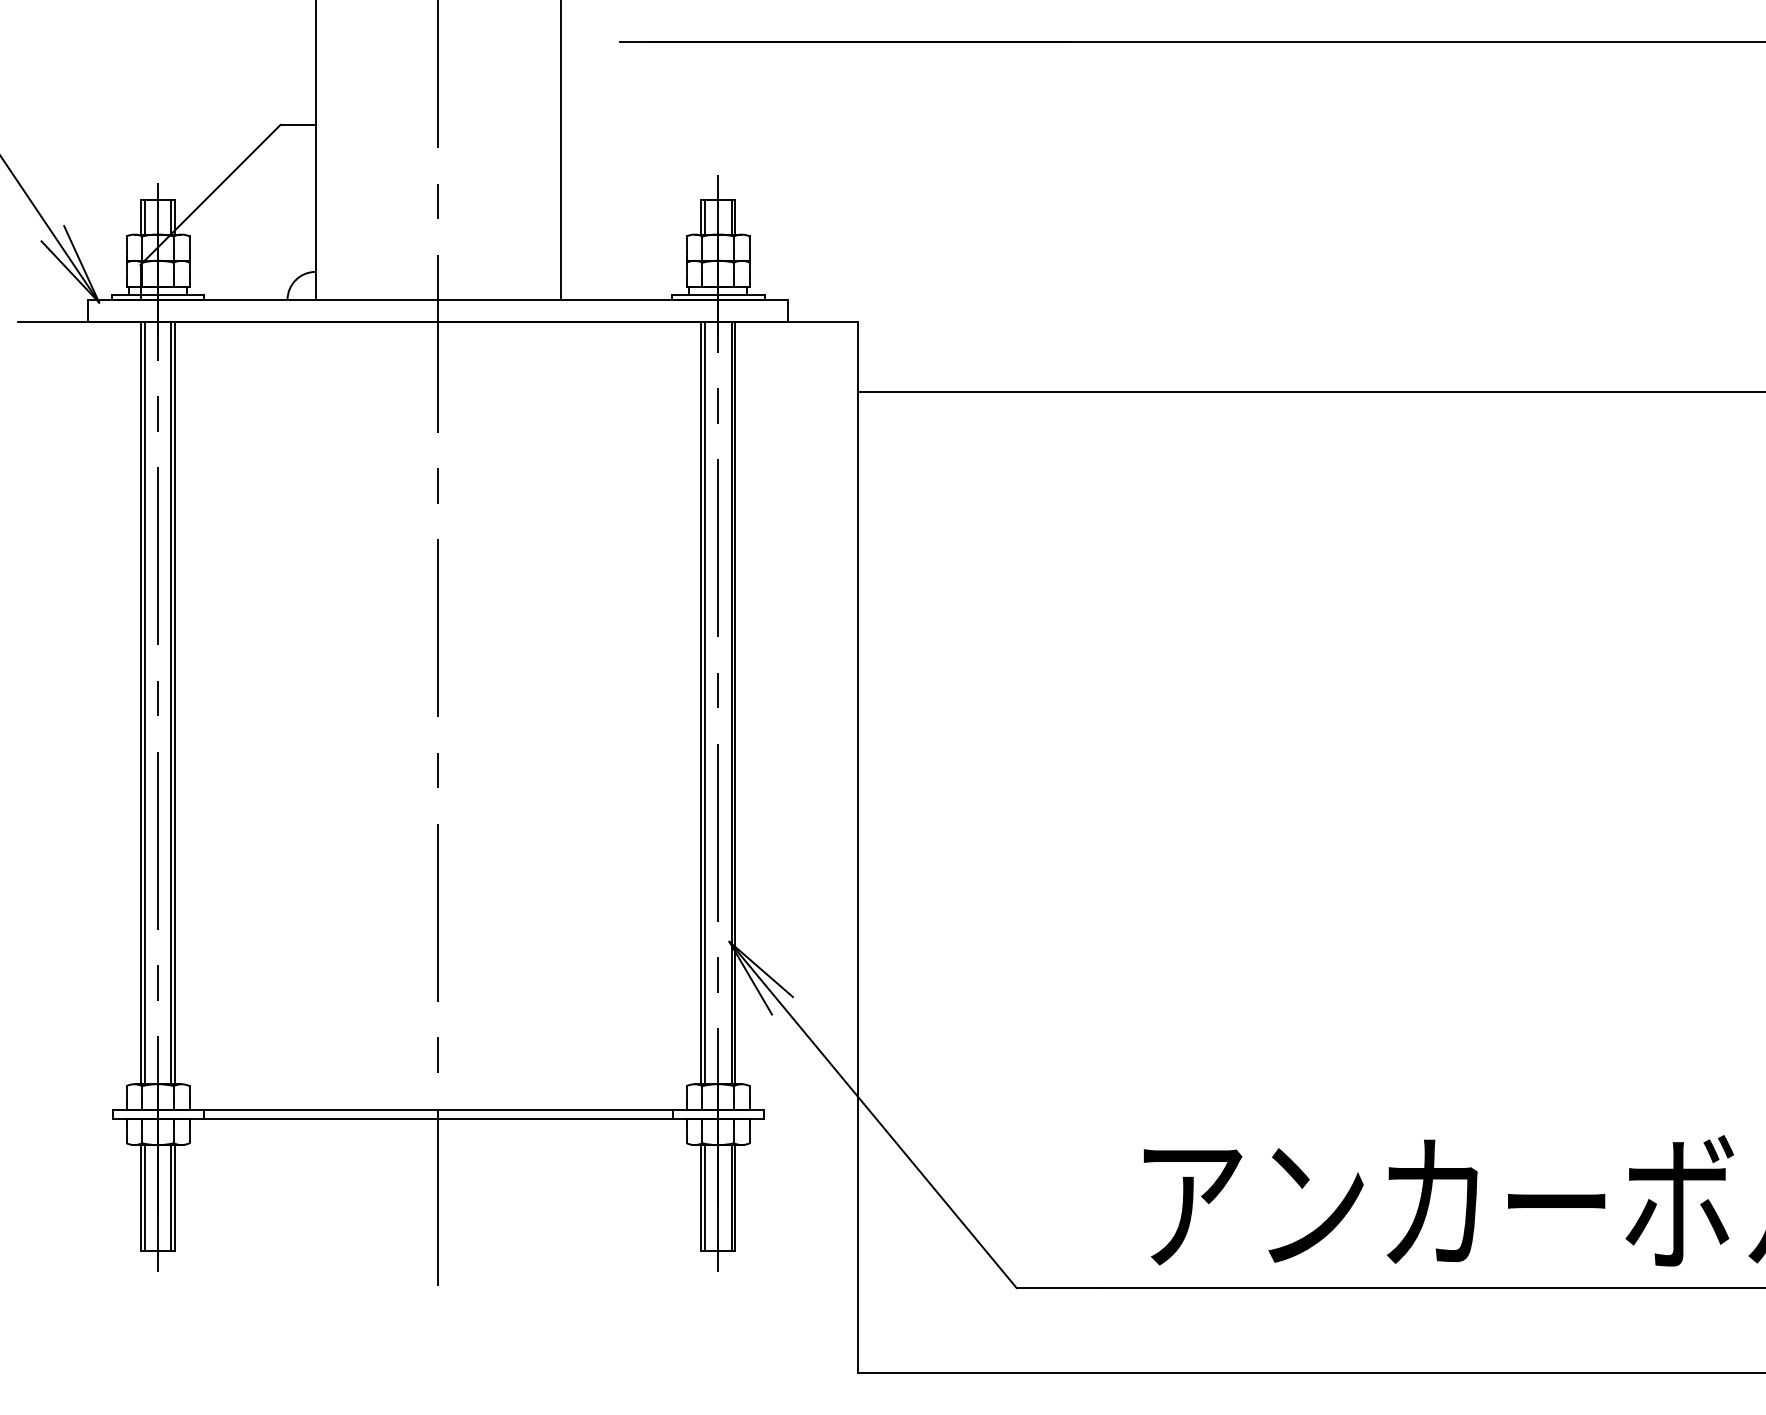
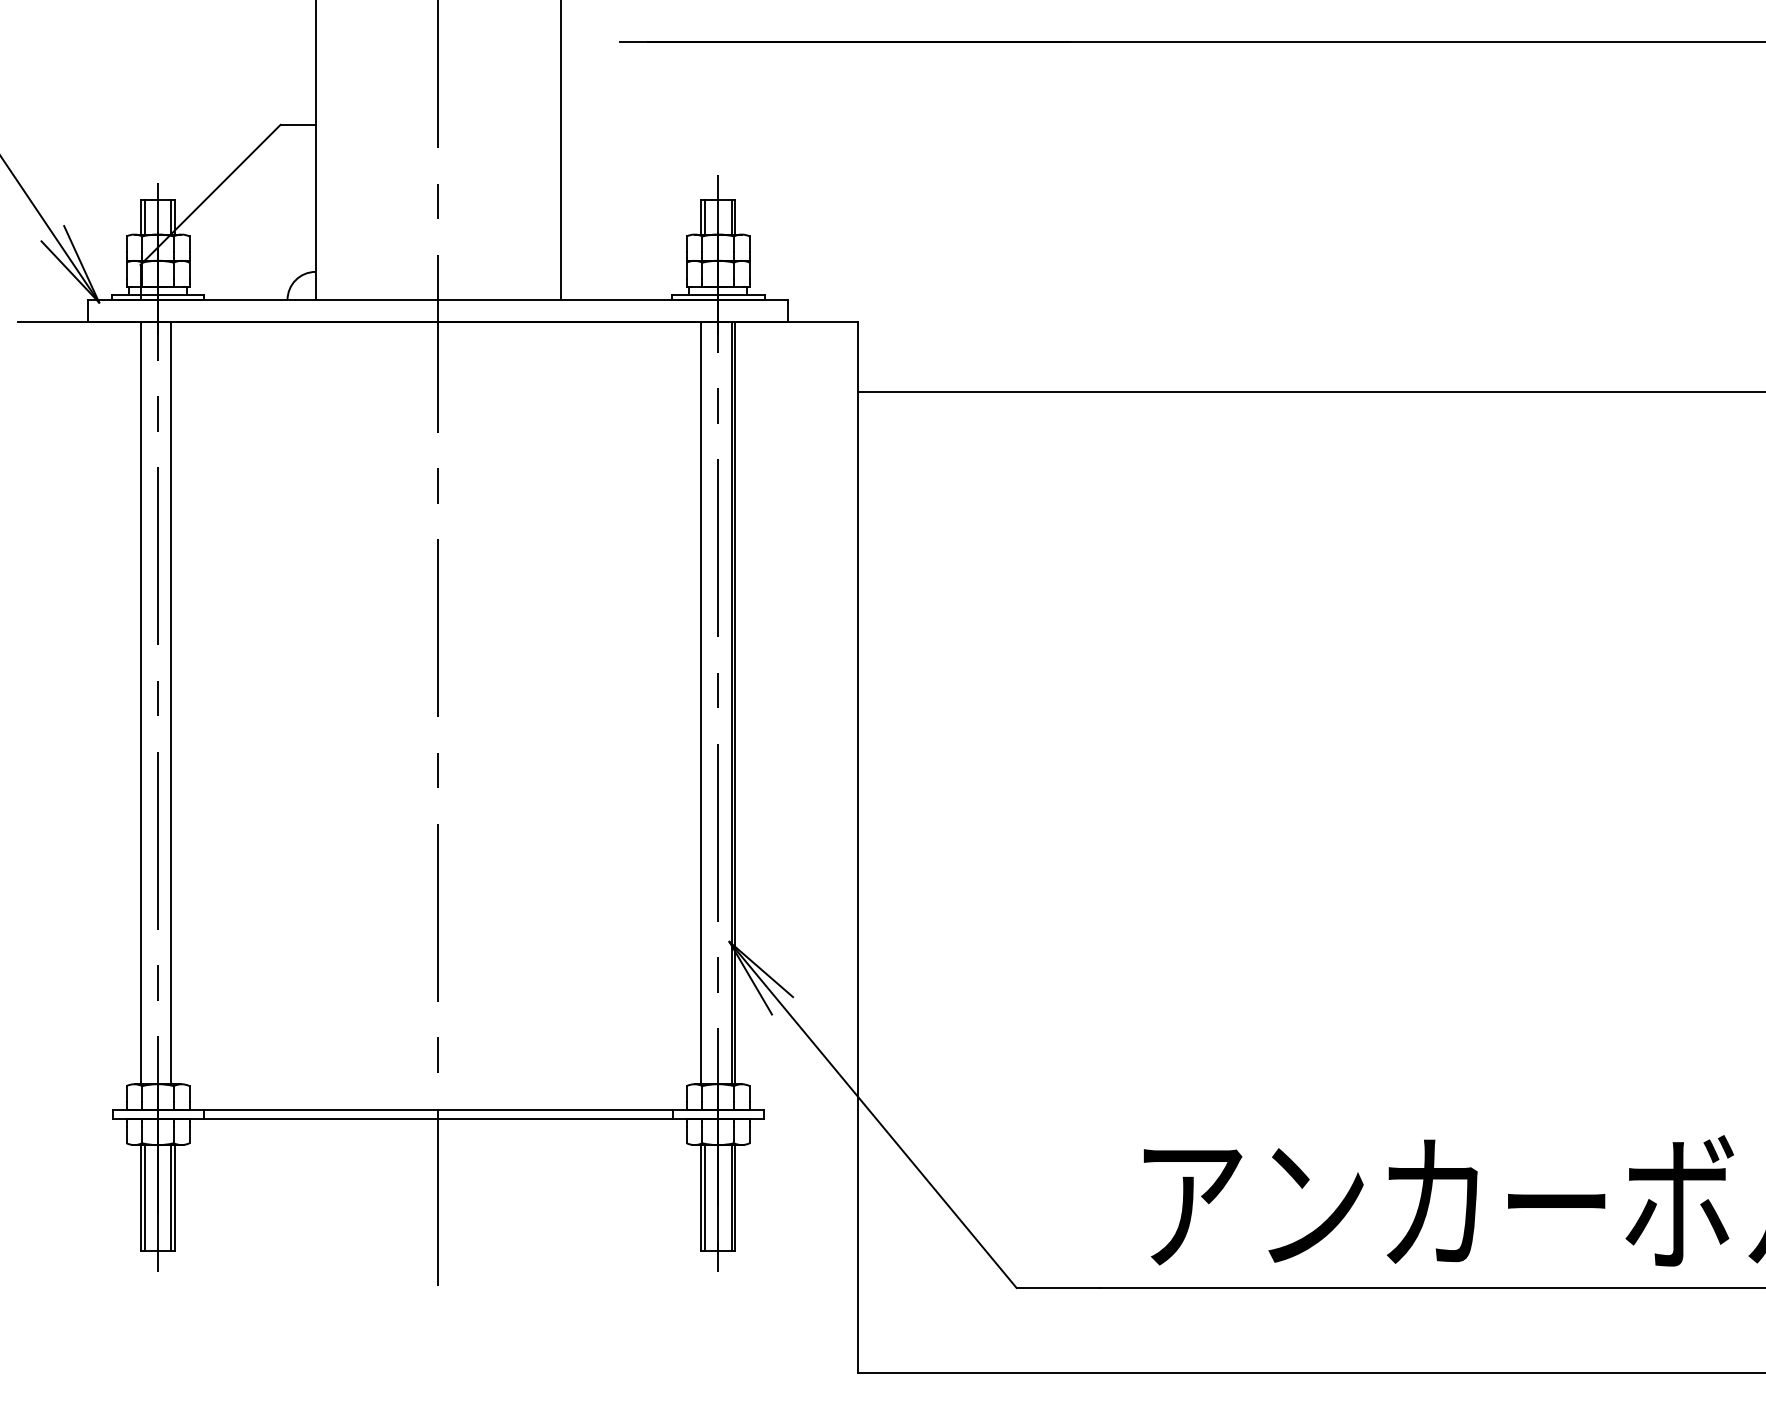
line: present -> none (144, 703)
line: present -> none (174, 703)
line: present -> none (704, 703)
